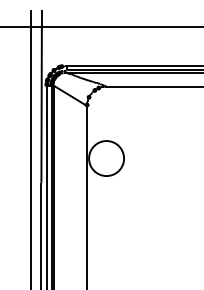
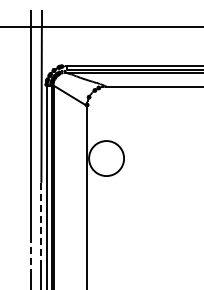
line: solid -> dashed (41, 224)
line: solid -> dashed (31, 257)
